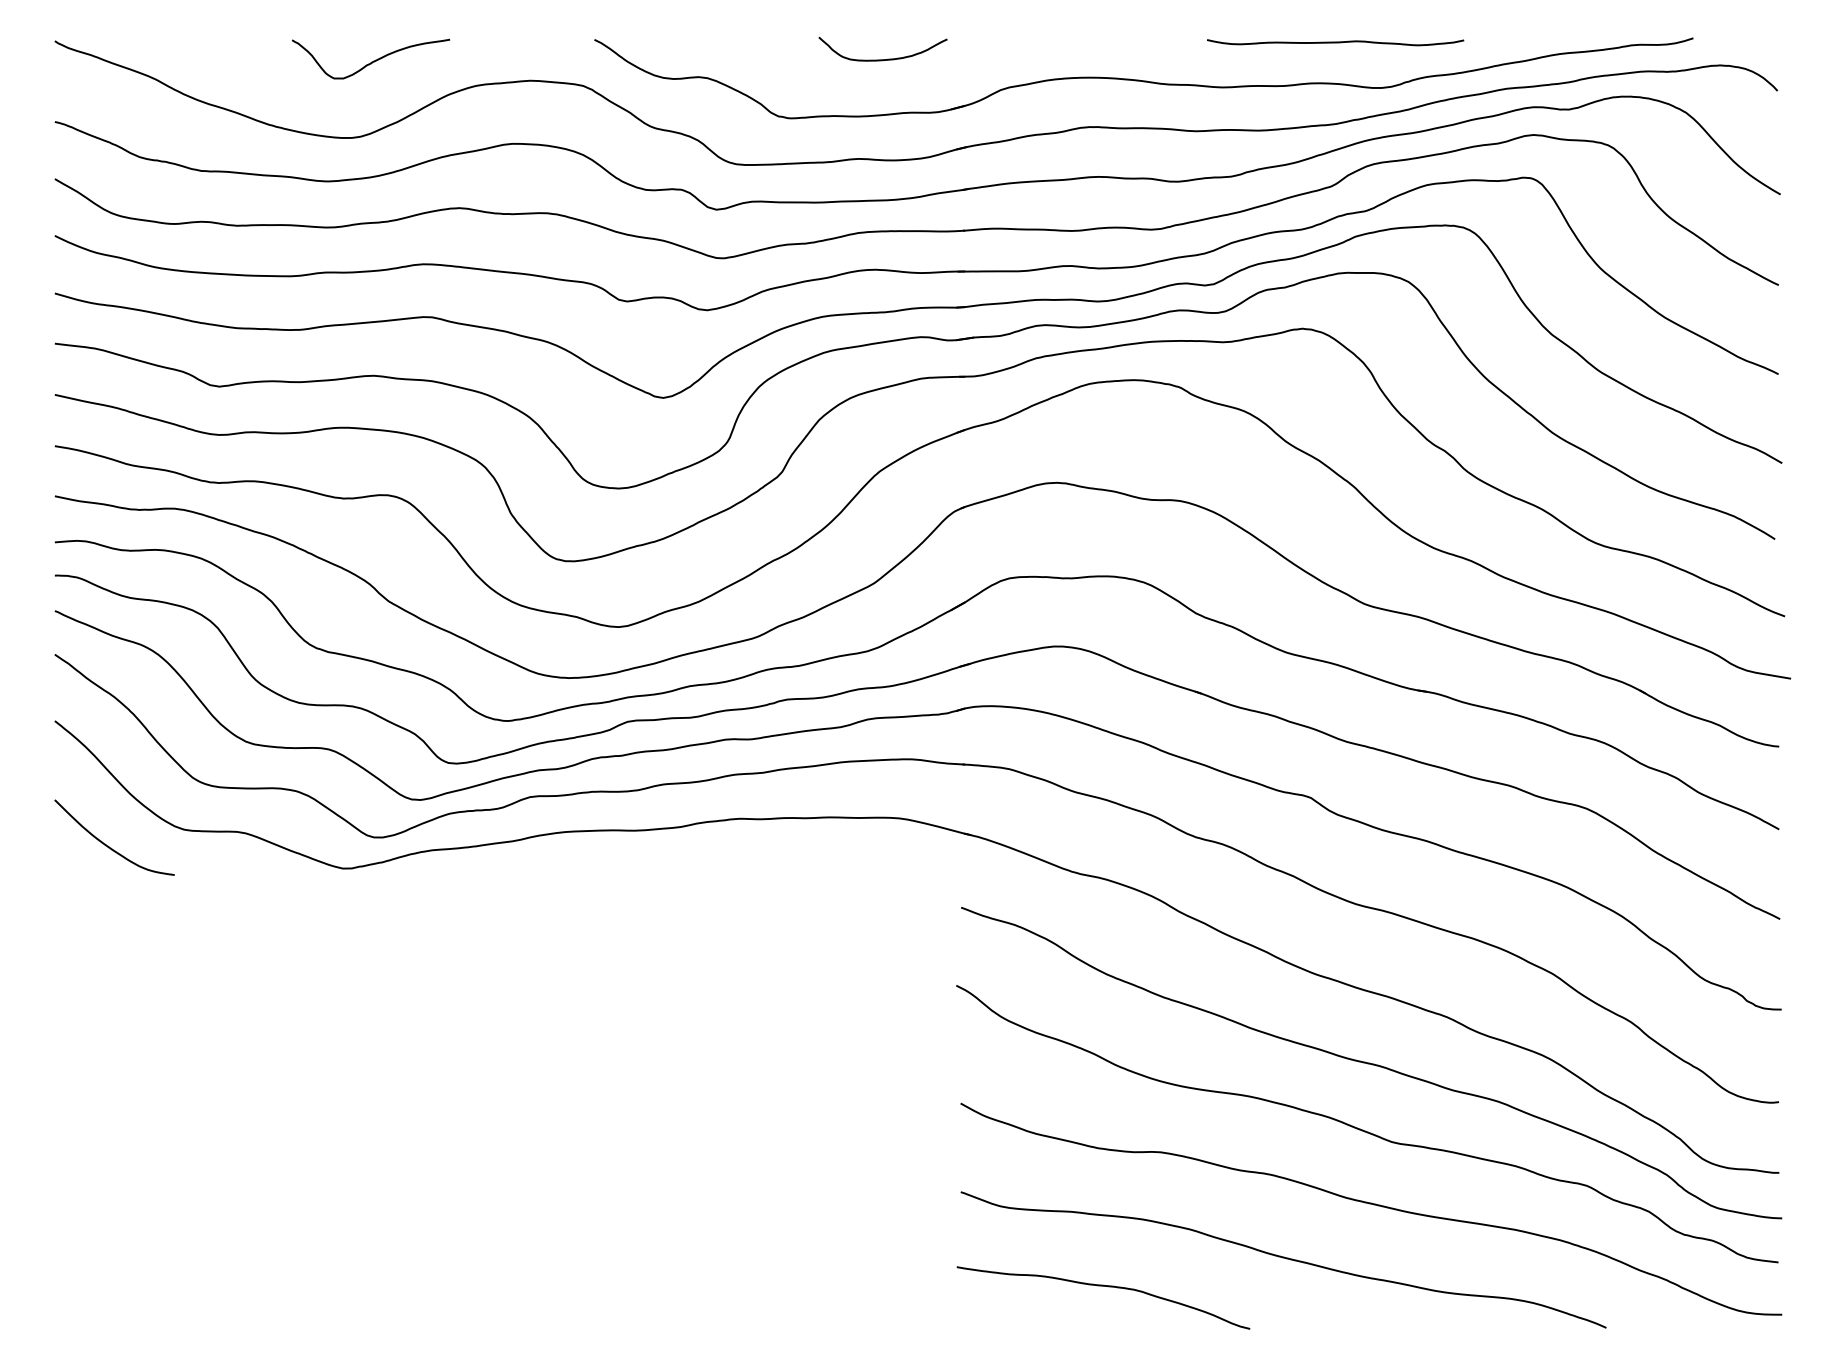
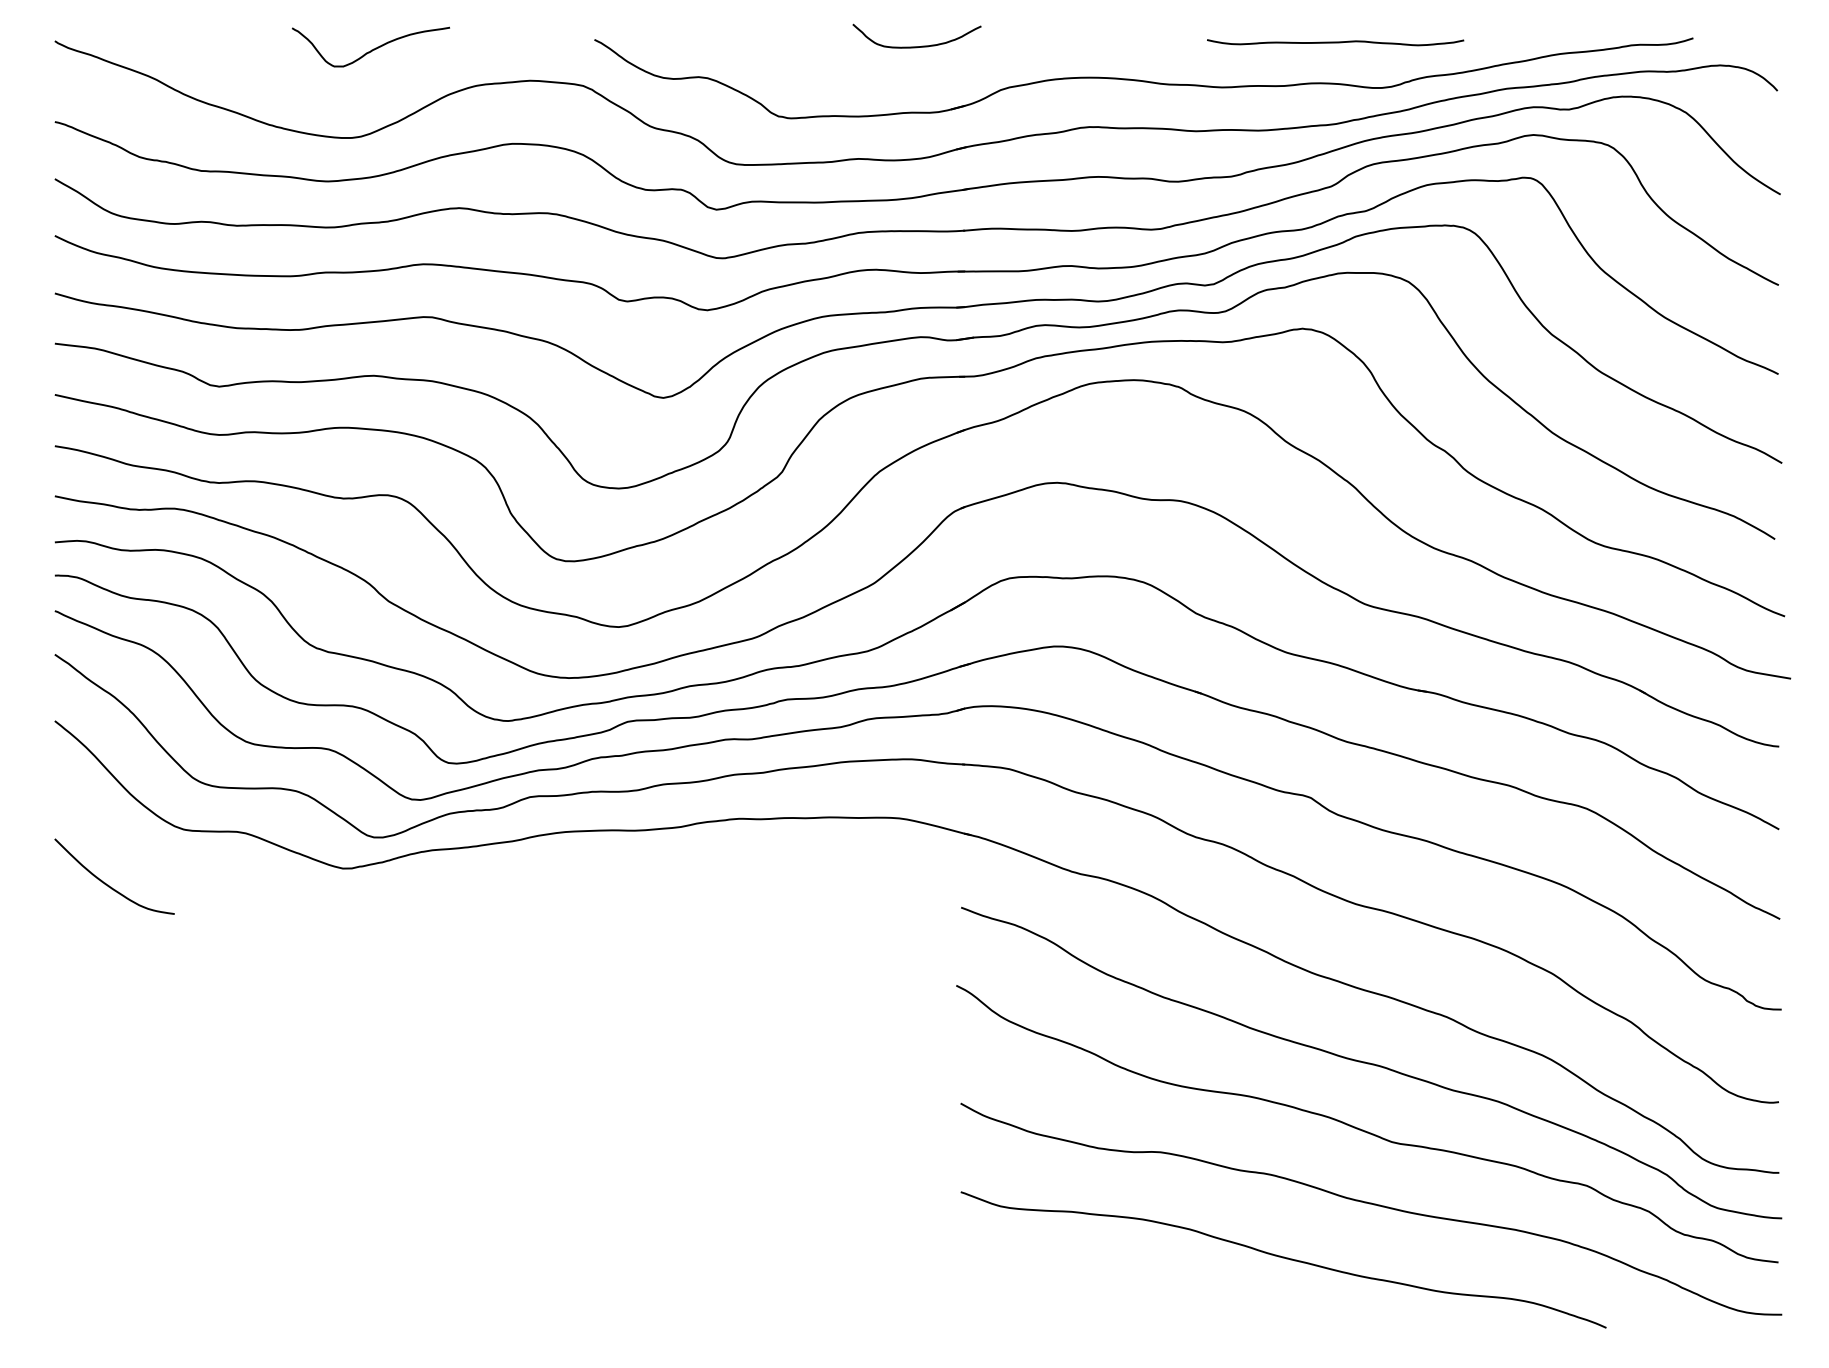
curve position: (882, 59) -> (916, 46) (916, 46)
curve position: (371, 61) -> (371, 49) (371, 49)
curve position: (108, 845) -> (108, 884) (108, 884)
curve: present -> none (1103, 1286)
